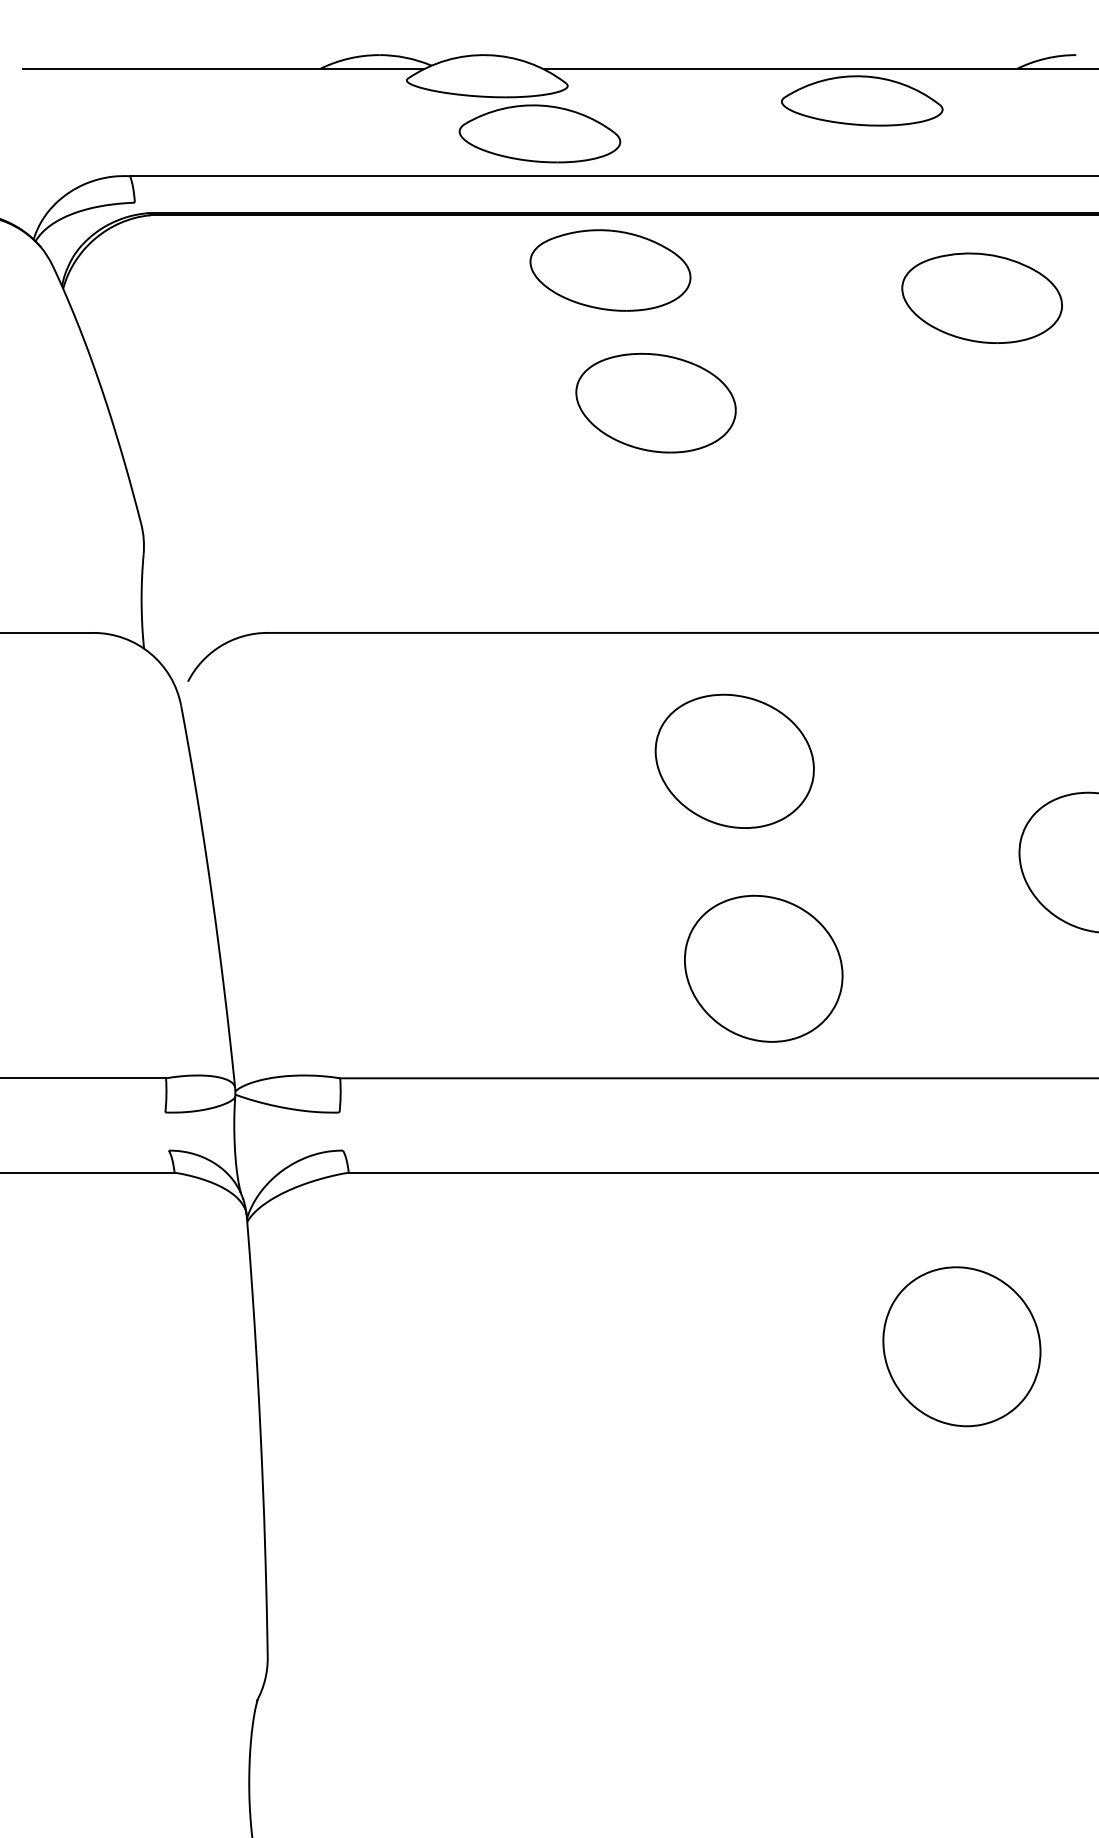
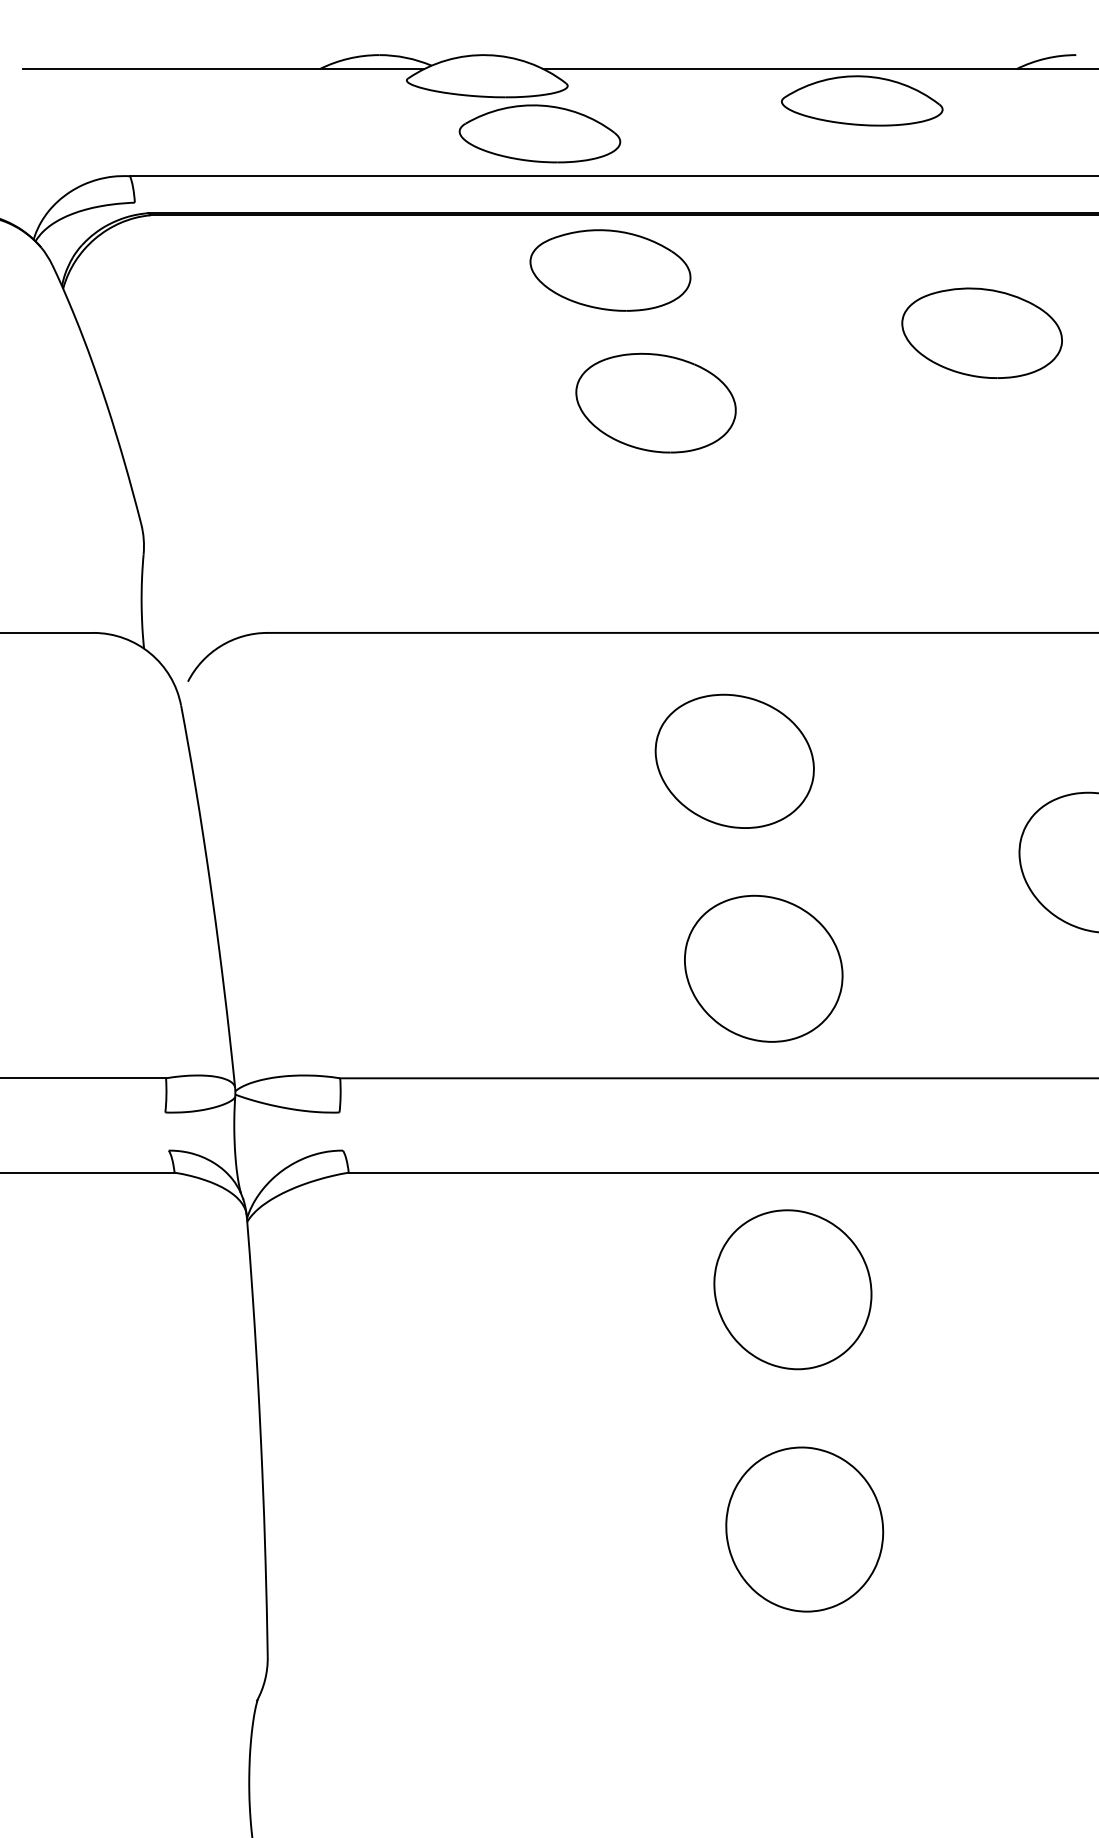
part position: (981, 297) -> (981, 332) (981, 332)
part position: (961, 1346) -> (792, 1289) (792, 1289)
part: none -> present (804, 1529)
